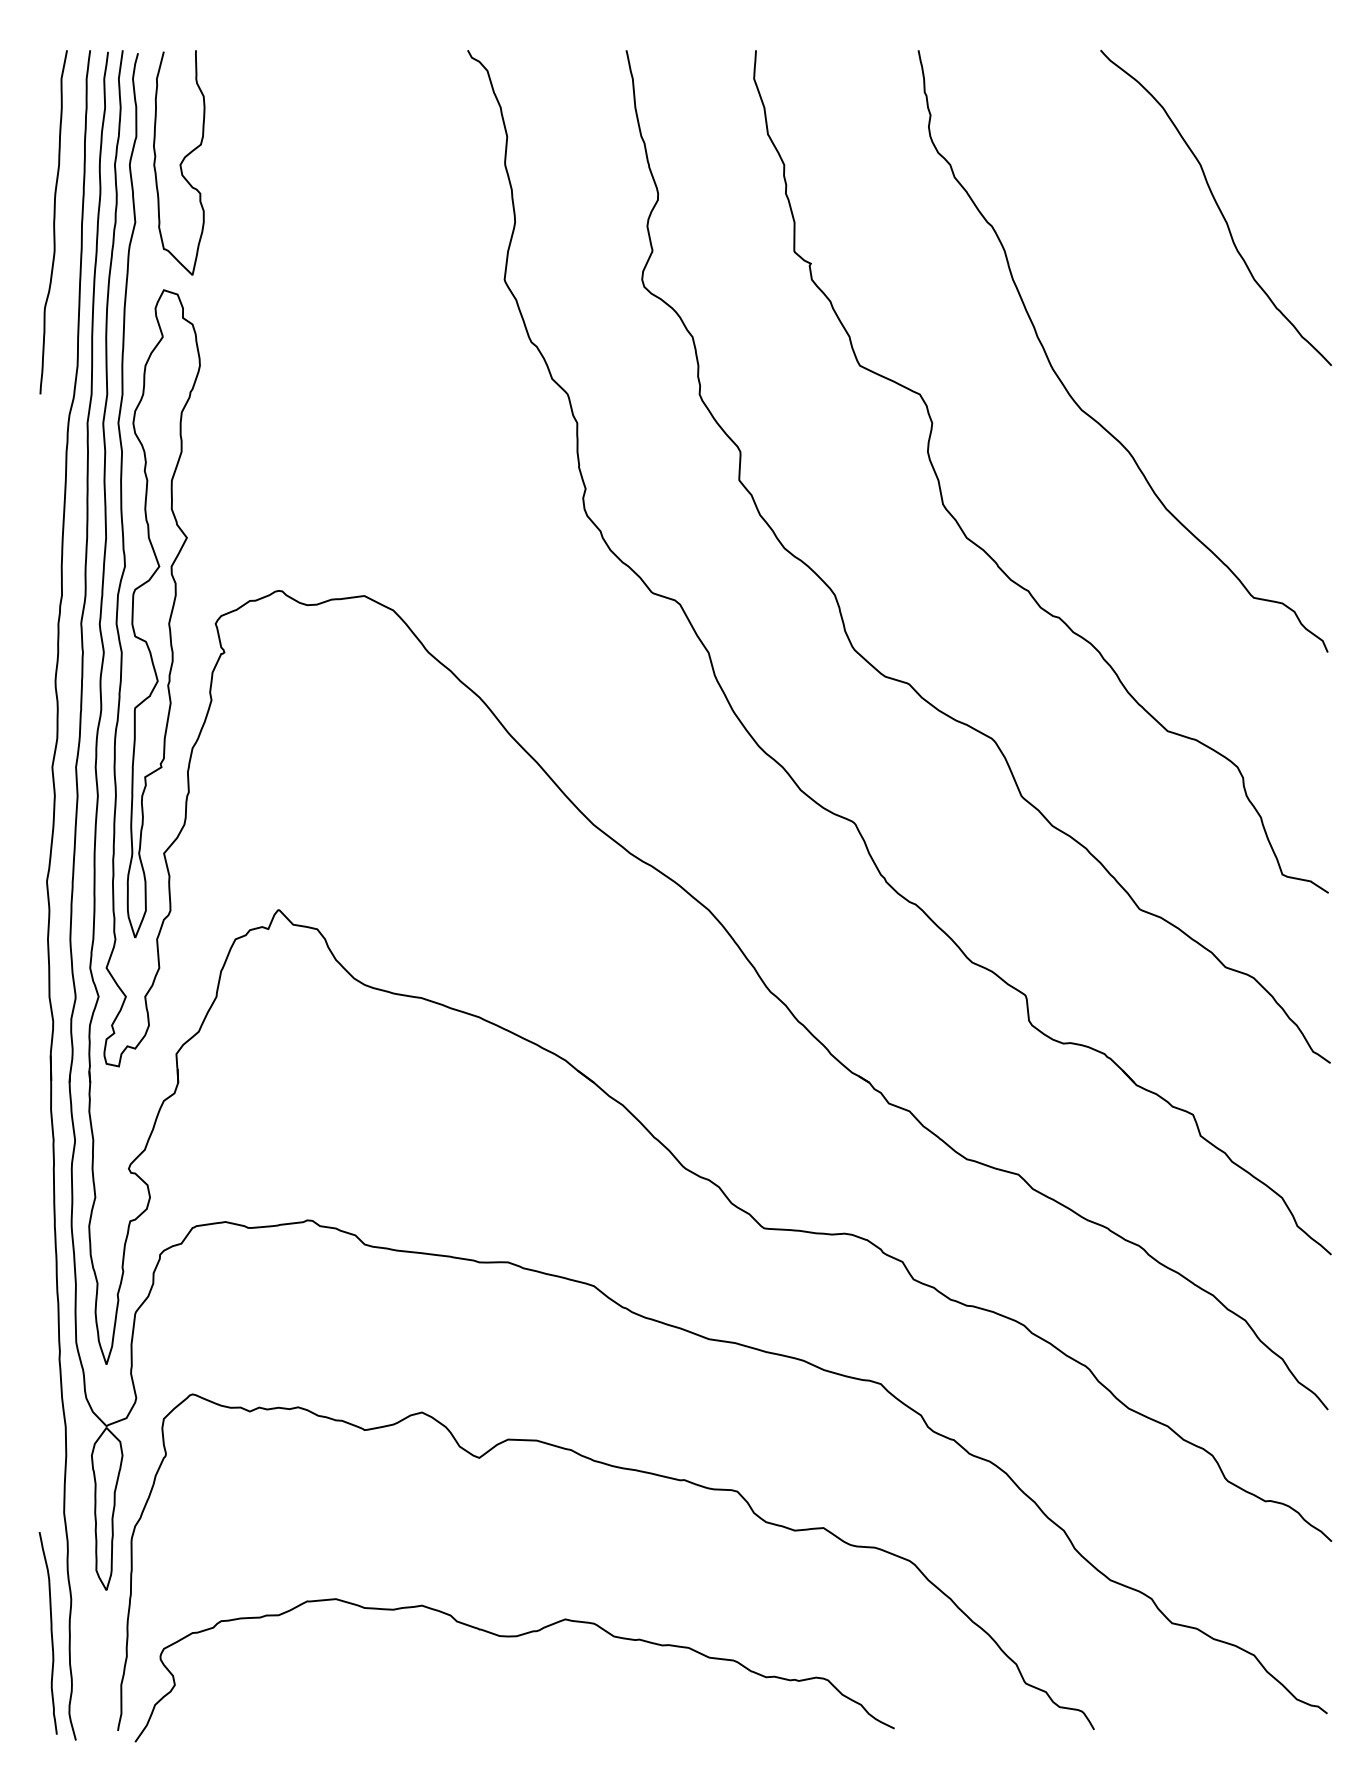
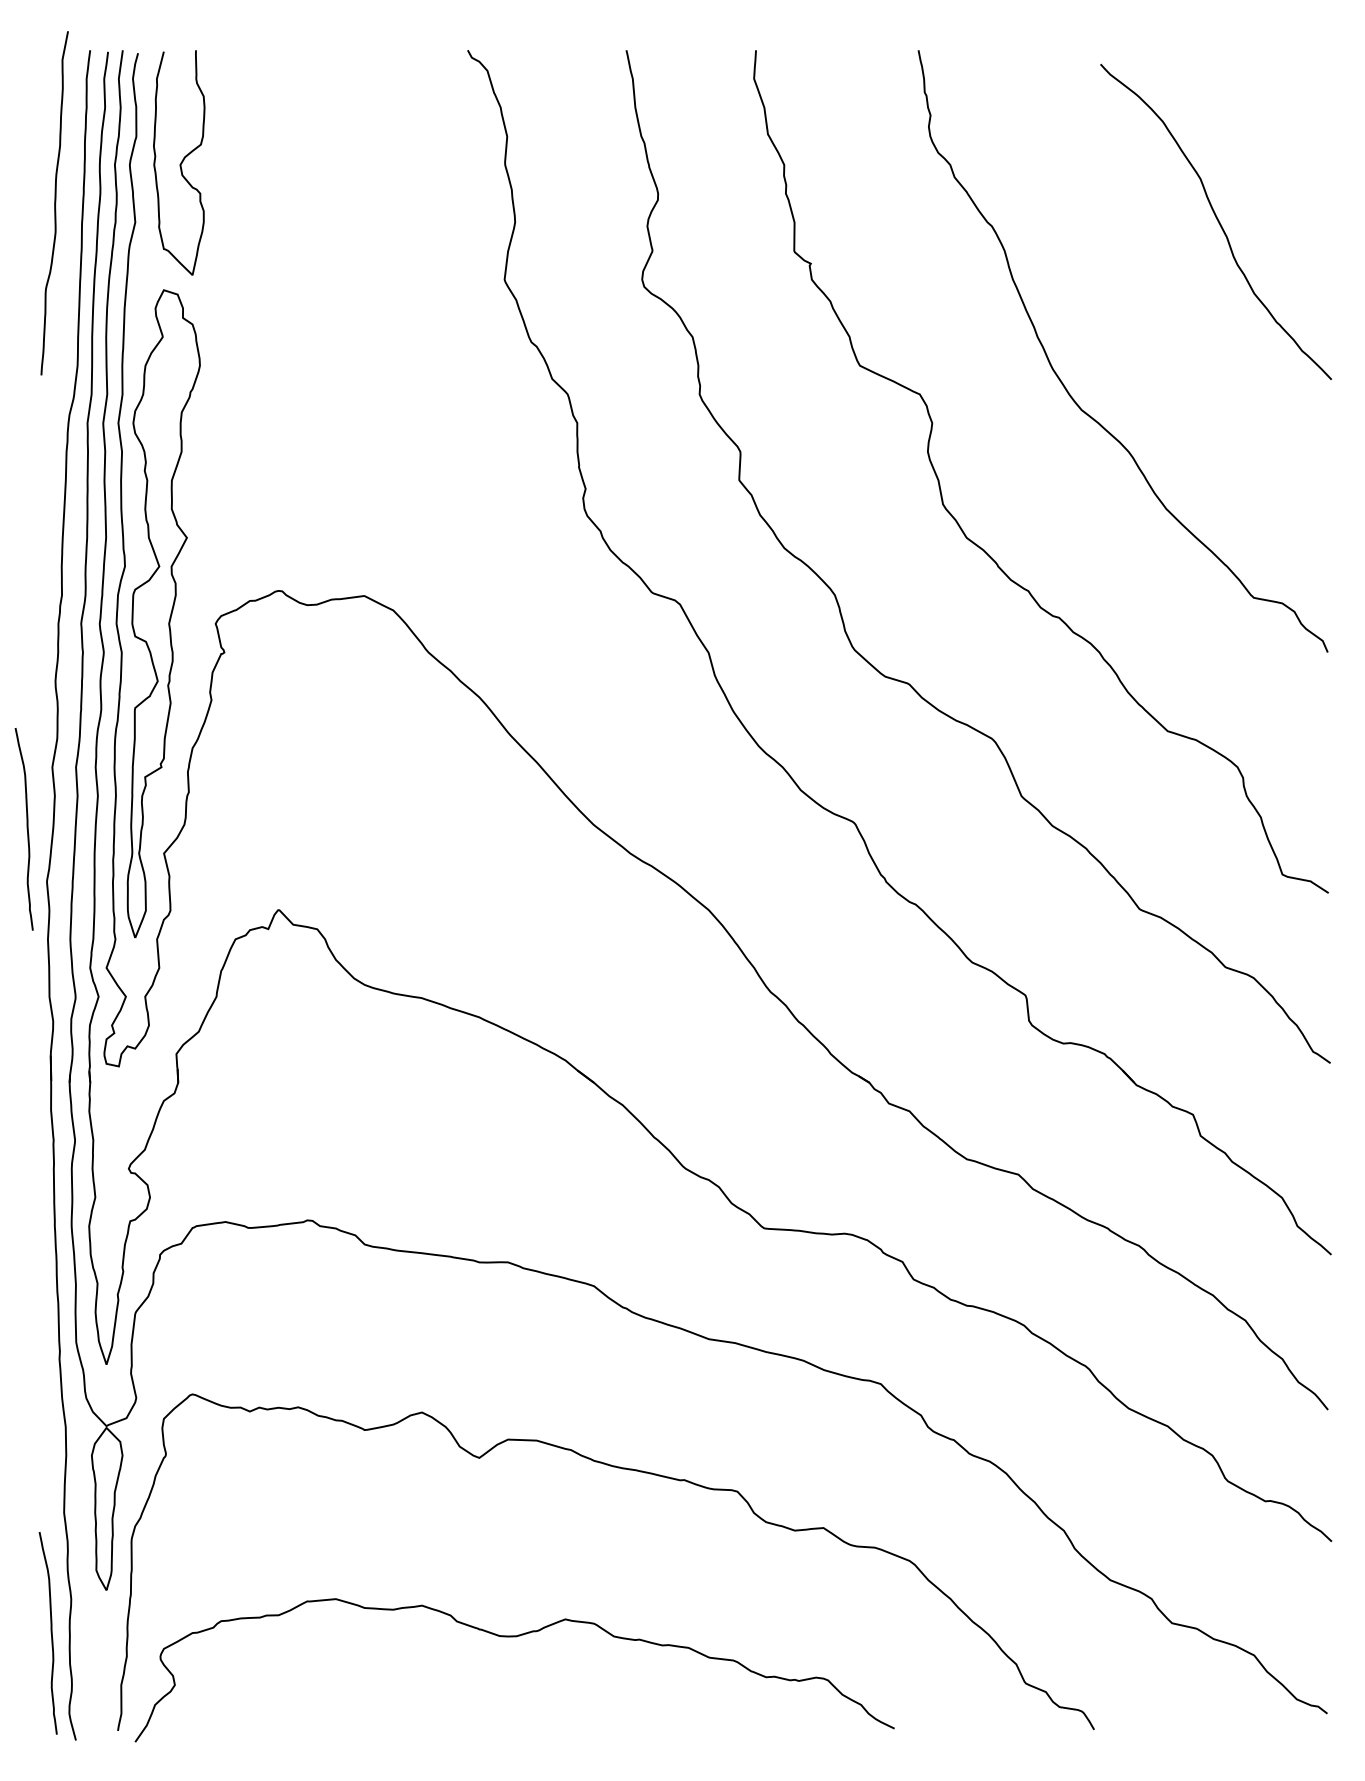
curve position: (1217, 207) -> (1217, 221) (1217, 221)
curve position: (53, 222) -> (54, 203) (54, 203)
curve: none -> present (26, 829)
